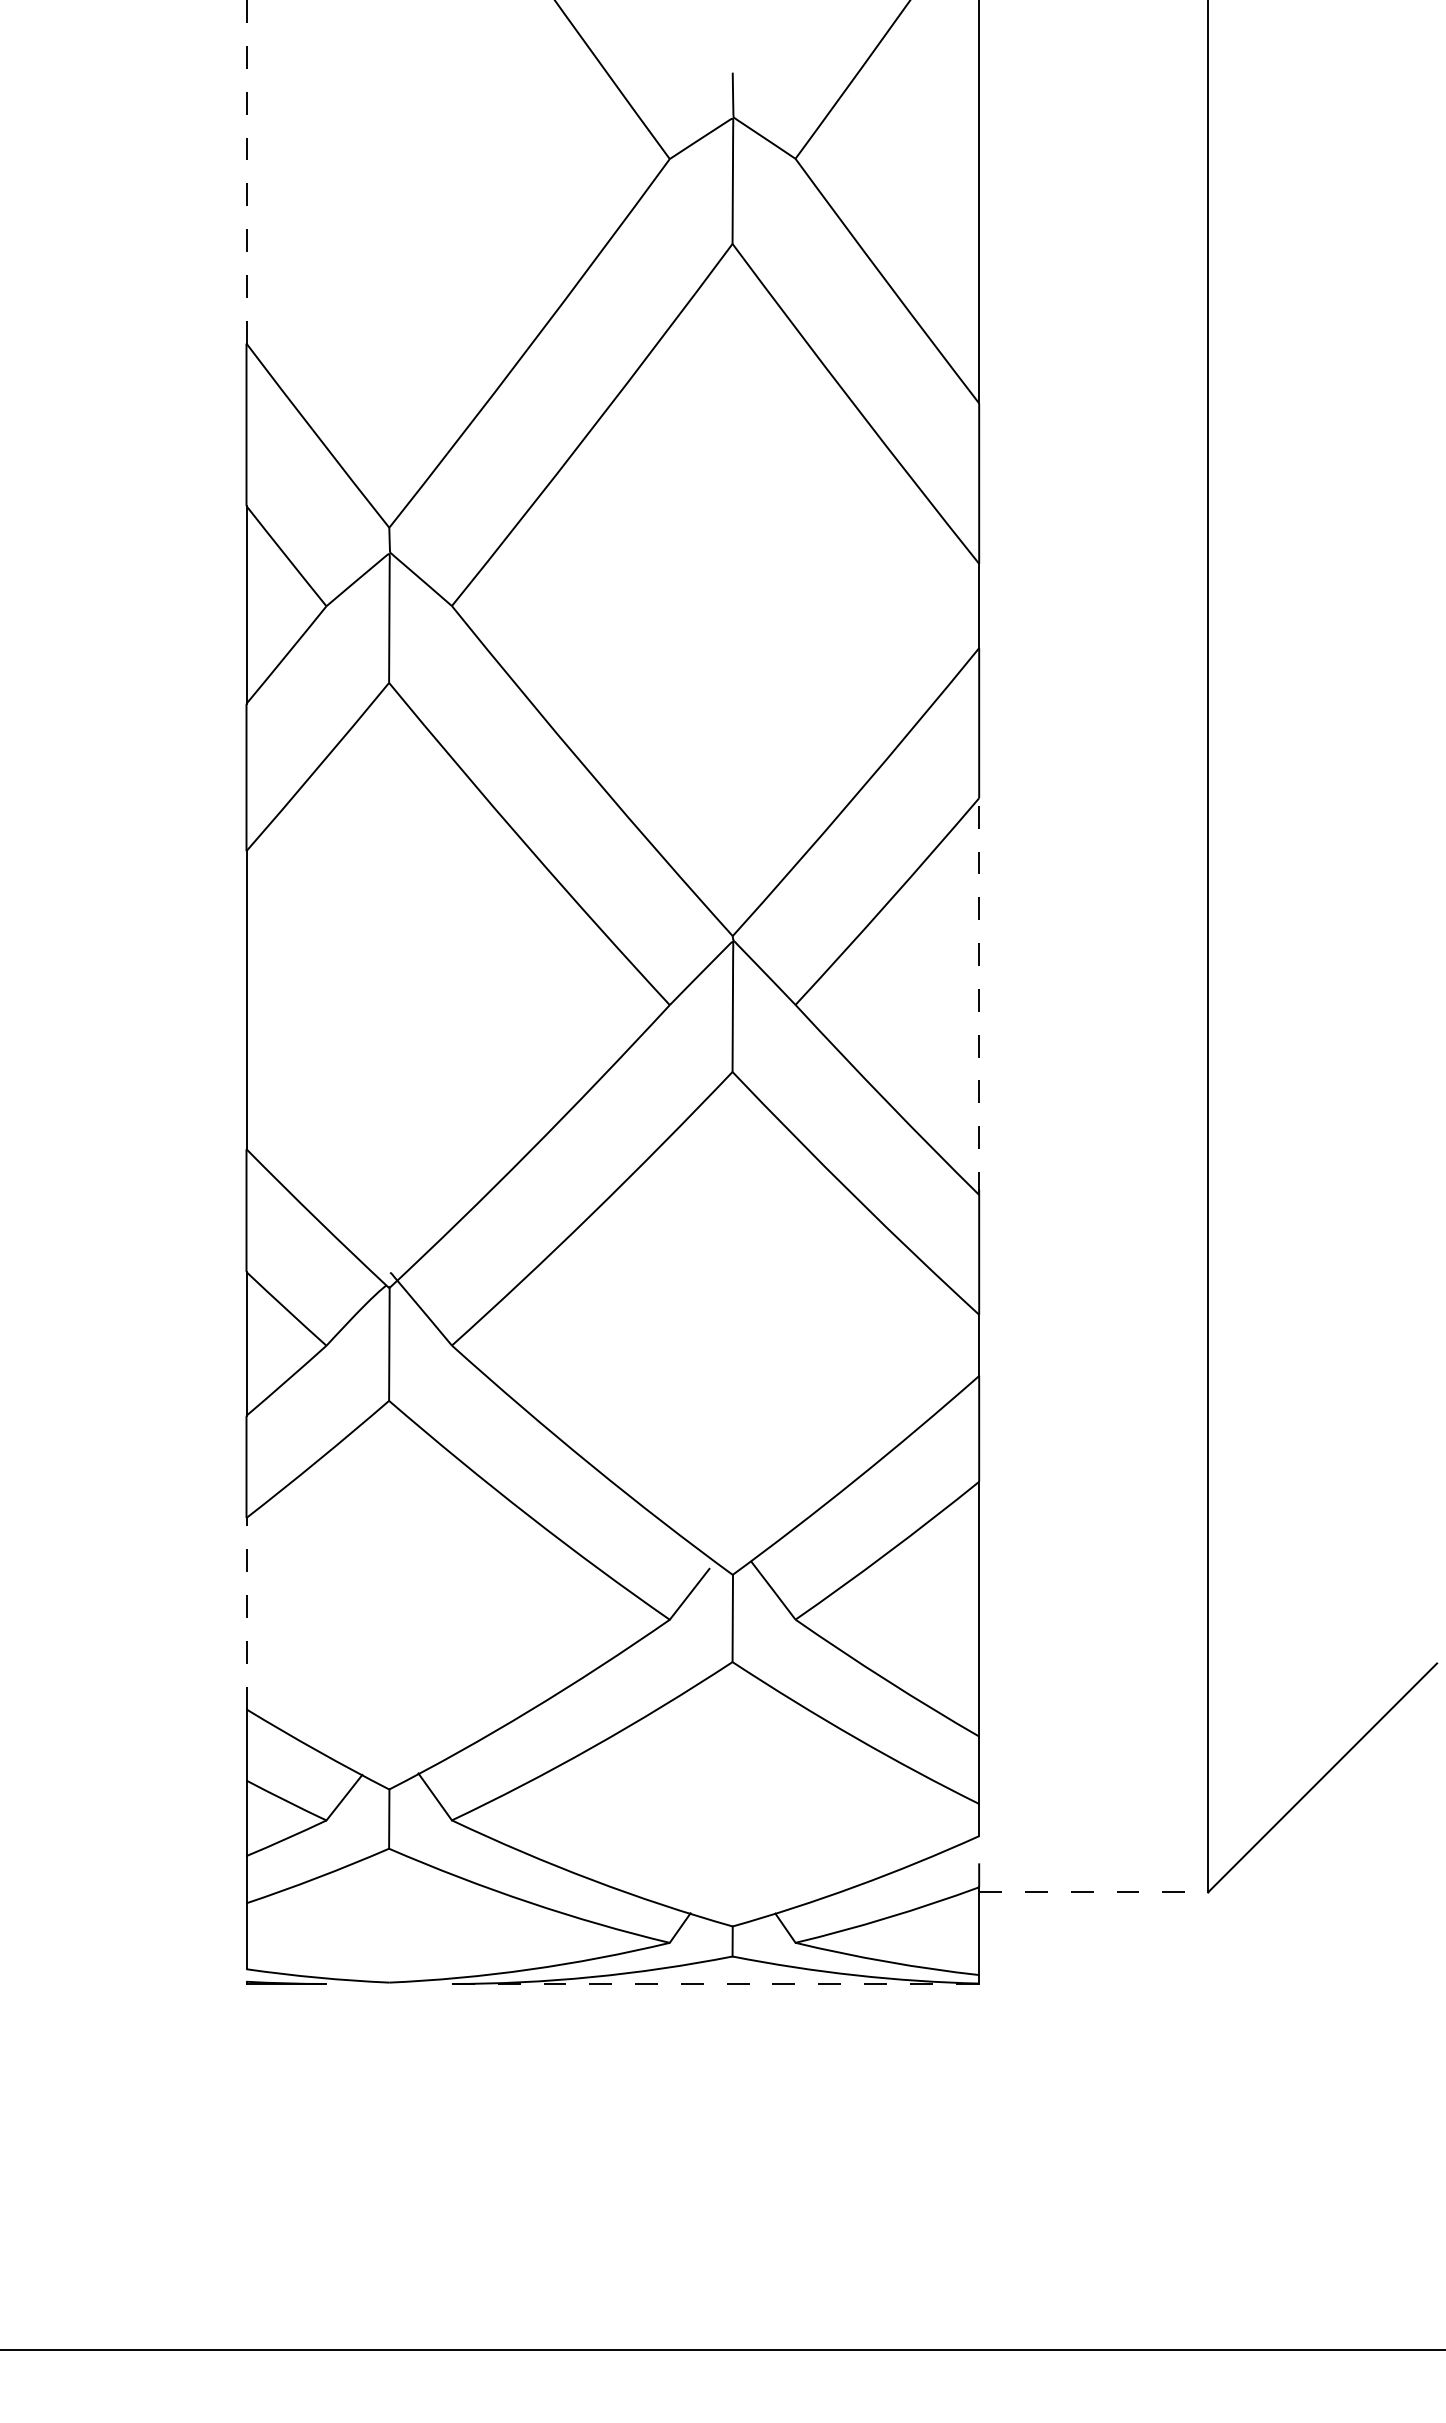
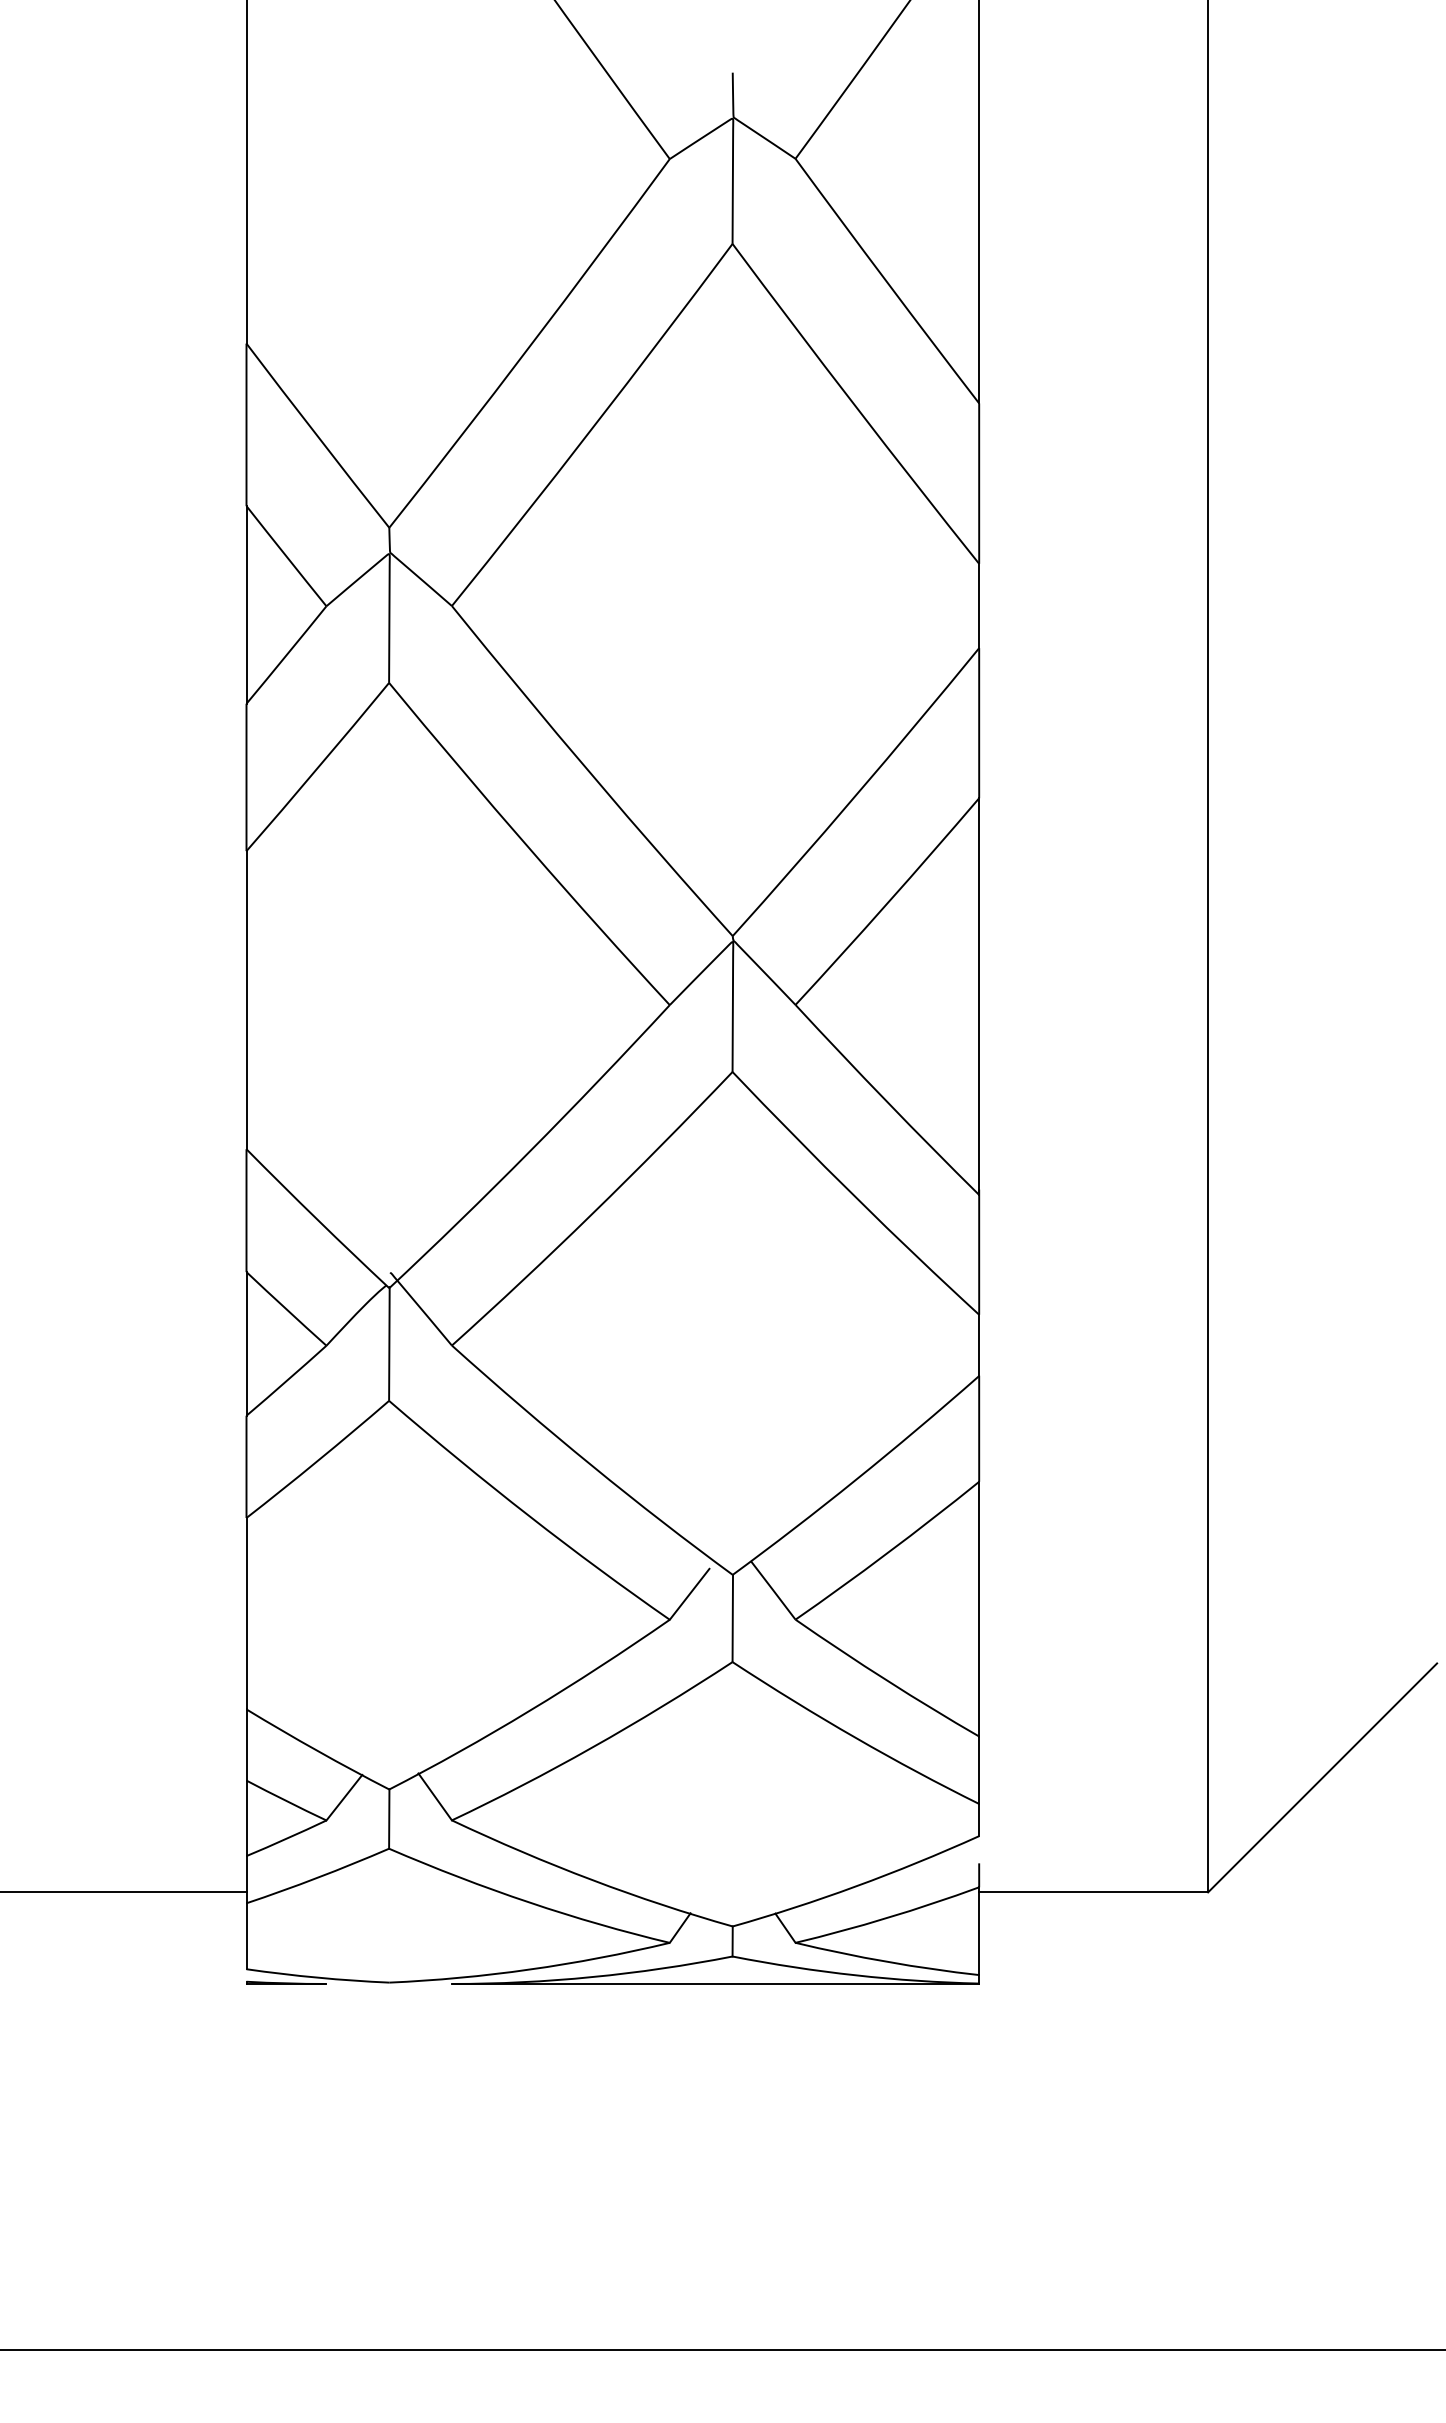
line: dashed -> solid (246, 171)
line: dashed -> solid (979, 996)
line: dashed -> solid (246, 1613)
line: none -> present (124, 1892)
line: dashed -> solid (1094, 1892)
line: dashed -> solid (715, 1983)
